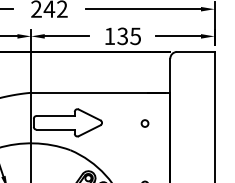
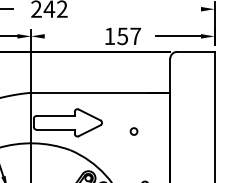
line: present -> none (142, 9)
line: present -> none (66, 36)
text: 135 -> 157 (129, 36)
circle position: (144, 123) -> (133, 131) (133, 131)
